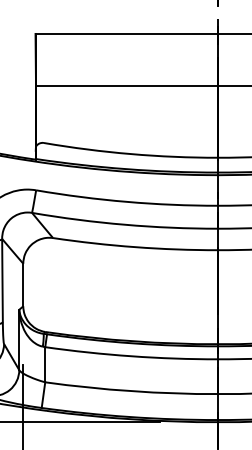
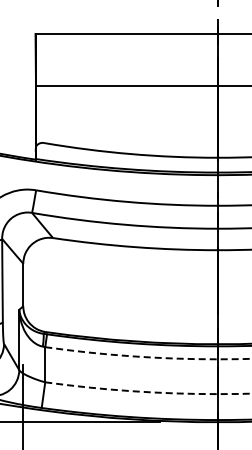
arc: solid -> dashed (149, 357)
arc: solid -> dashed (149, 392)
